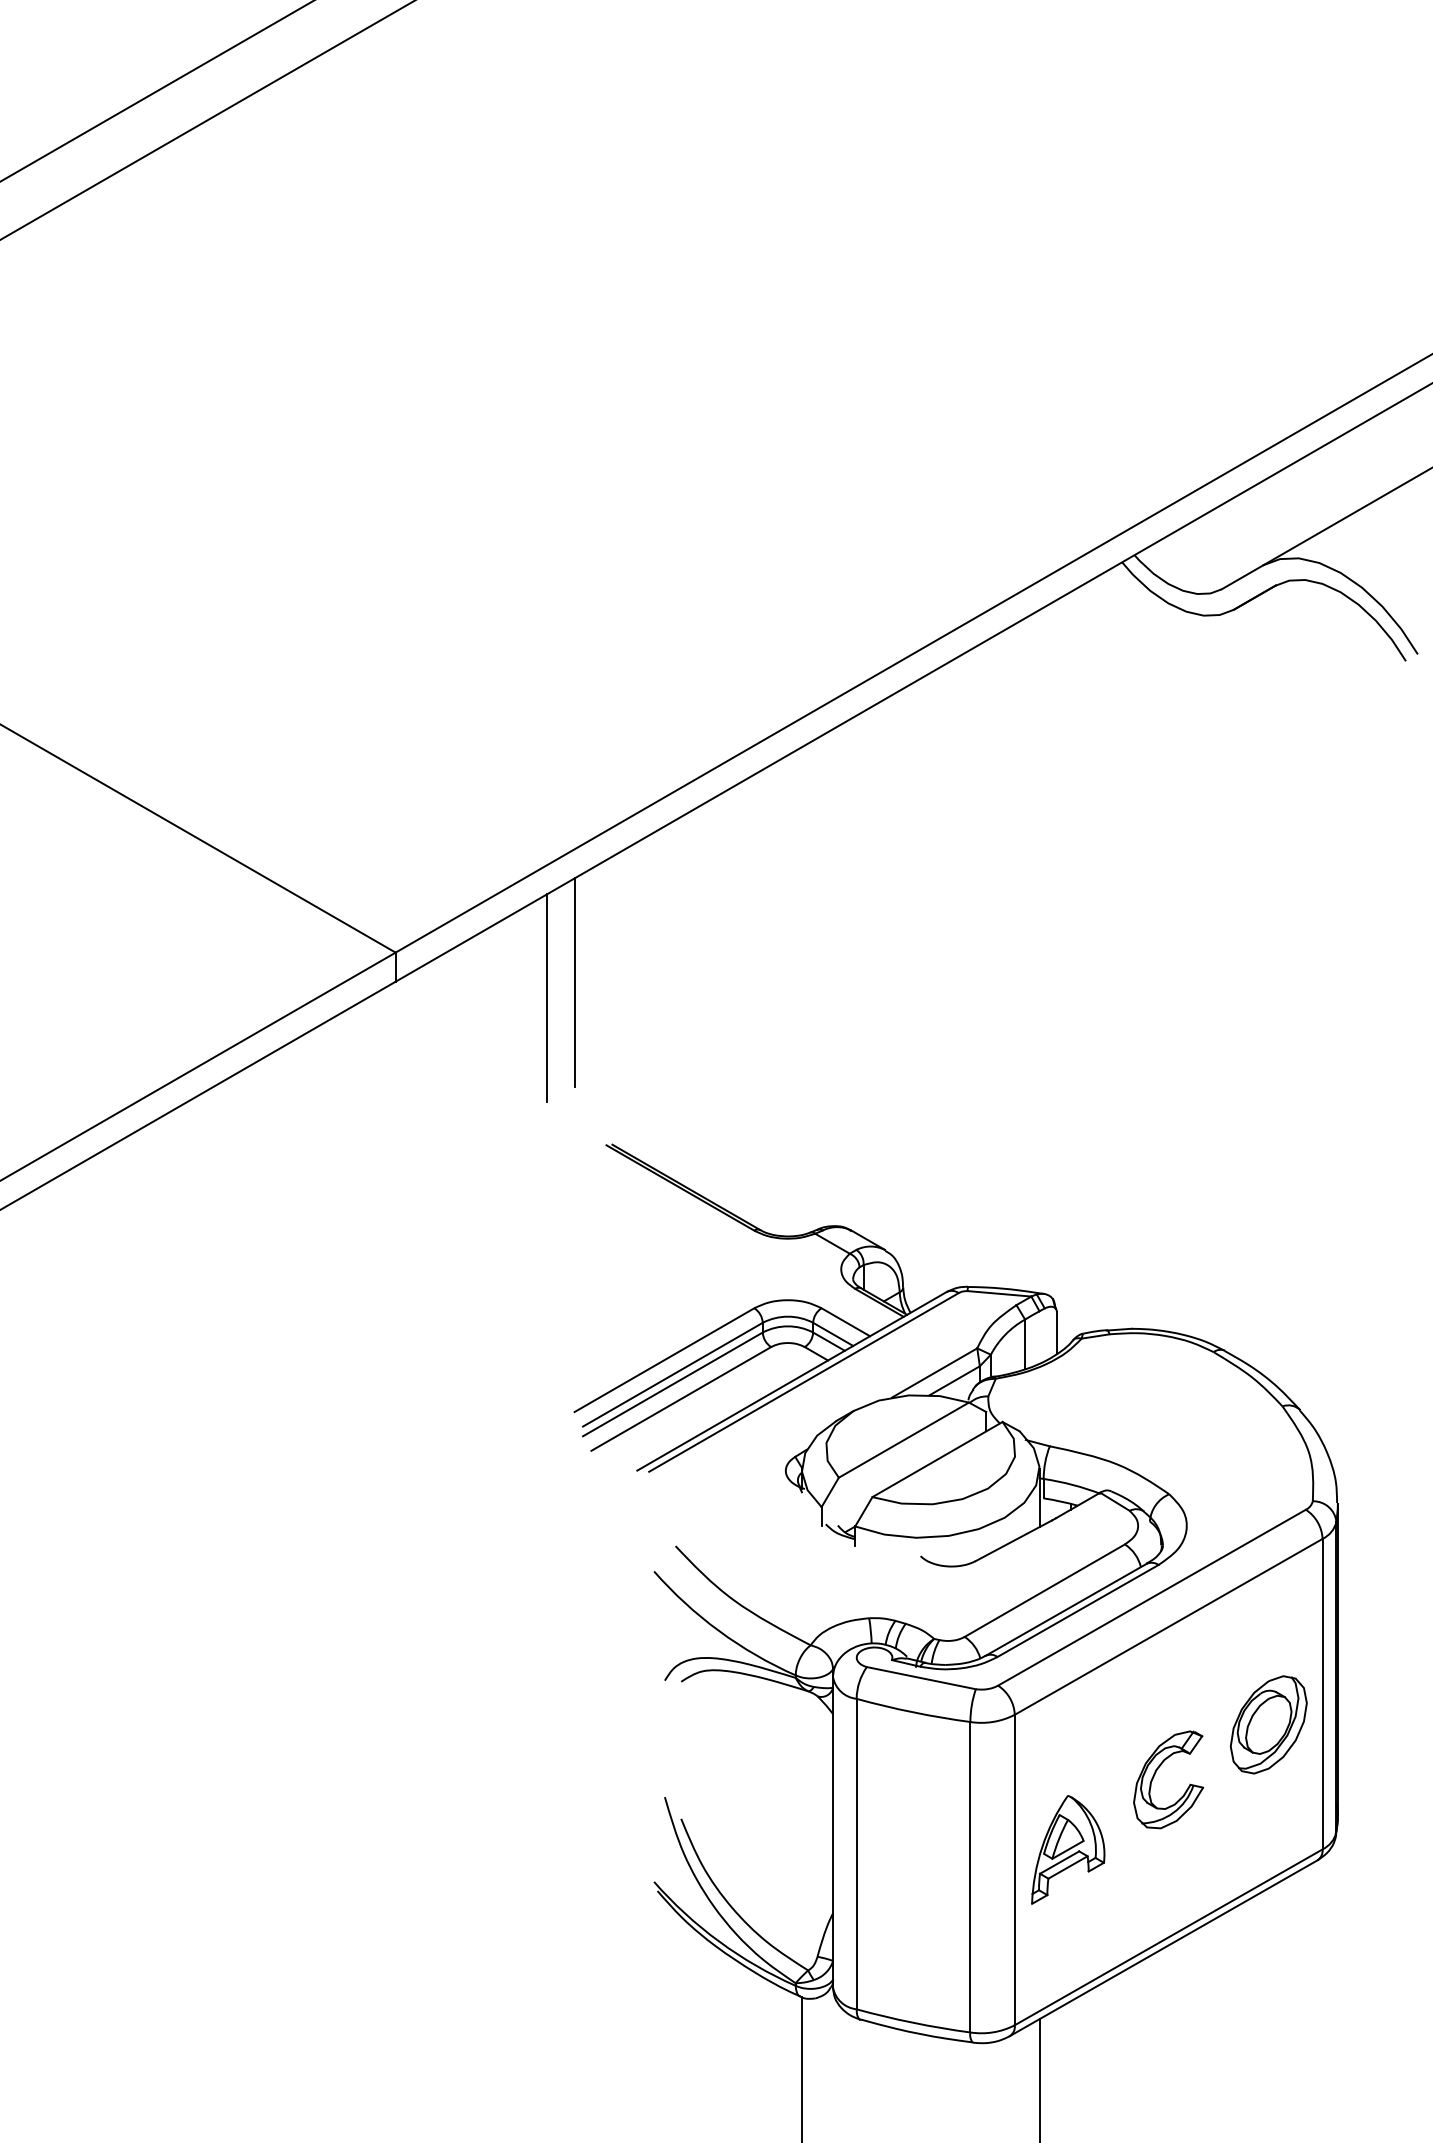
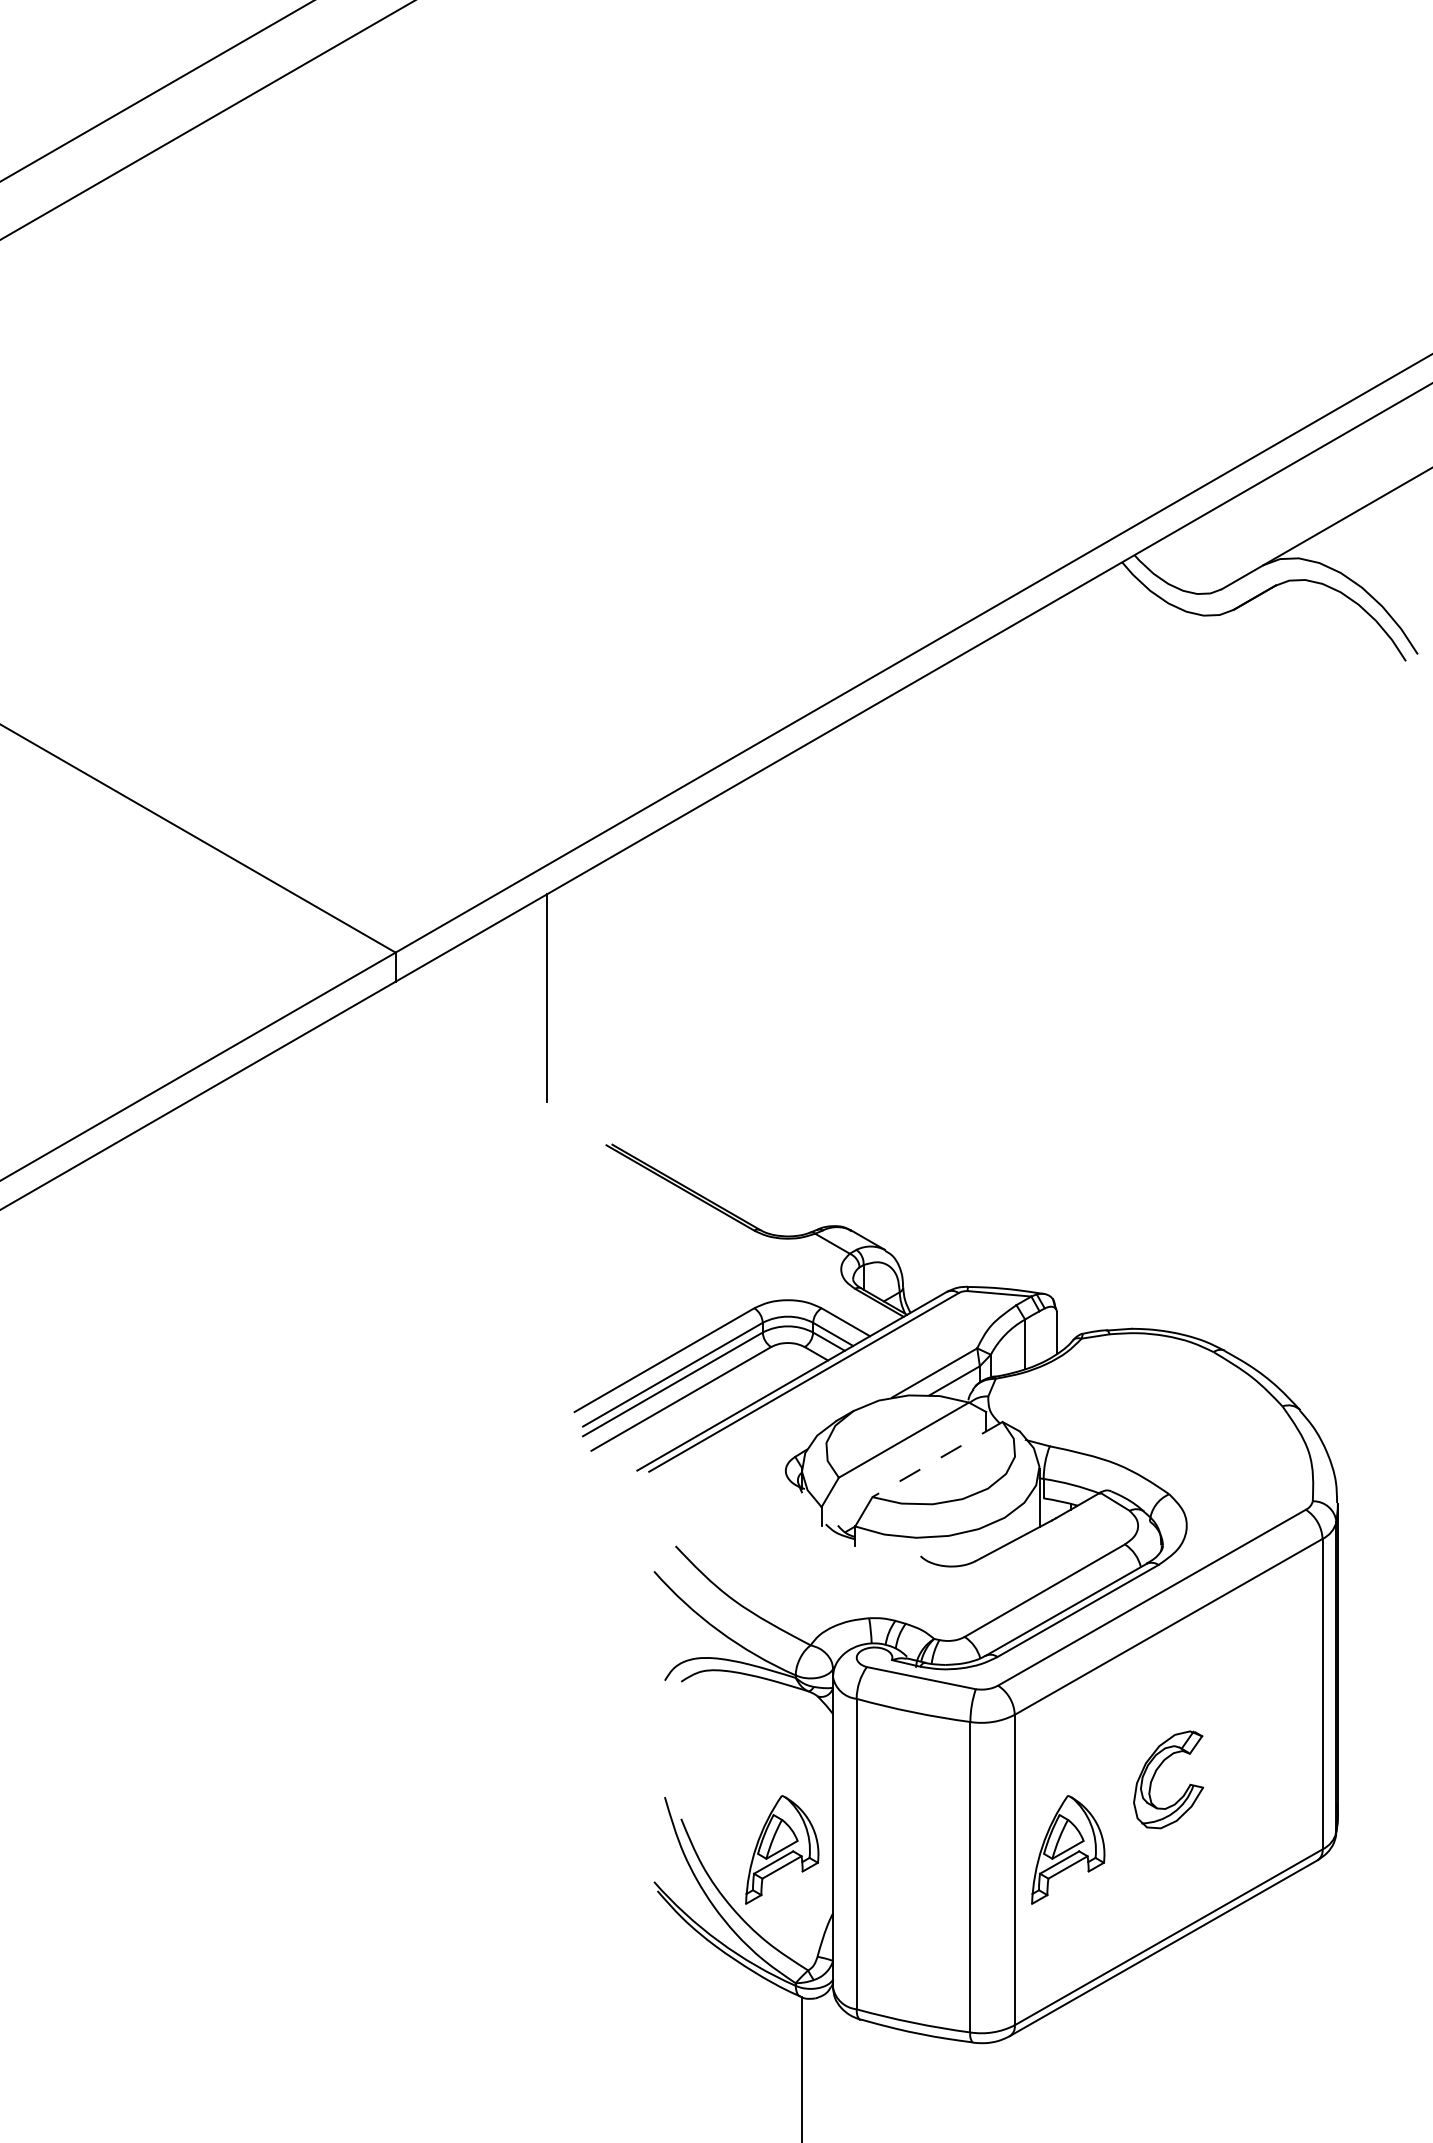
line: present -> none (574, 982)
line: solid -> dashed (937, 1459)
part: present -> none (1268, 1724)
part: none -> present (782, 1849)
line: present -> none (1039, 2079)
